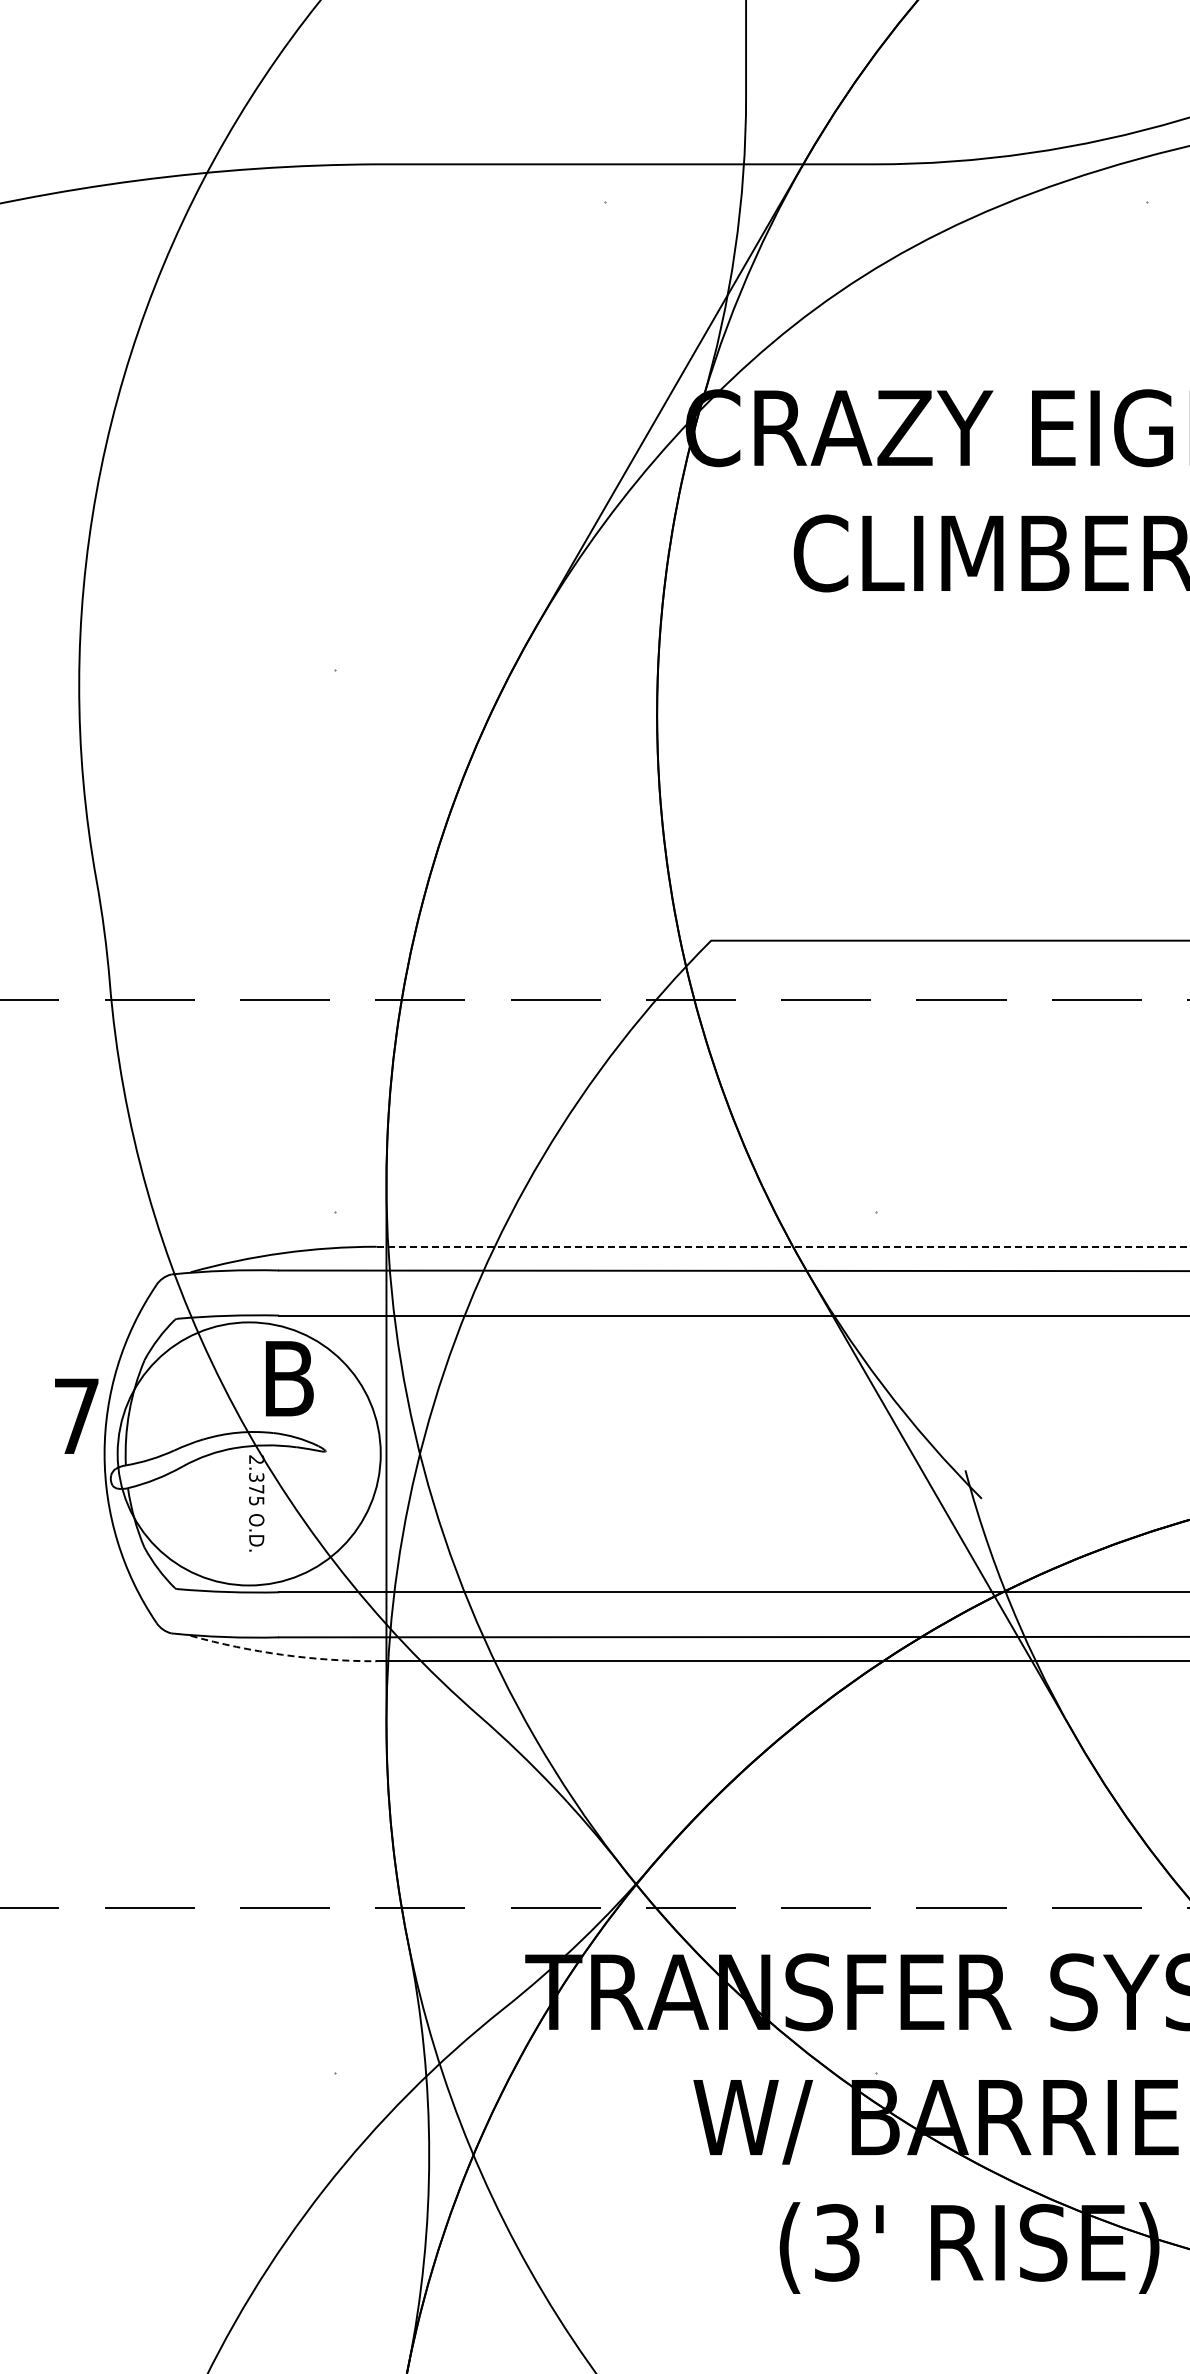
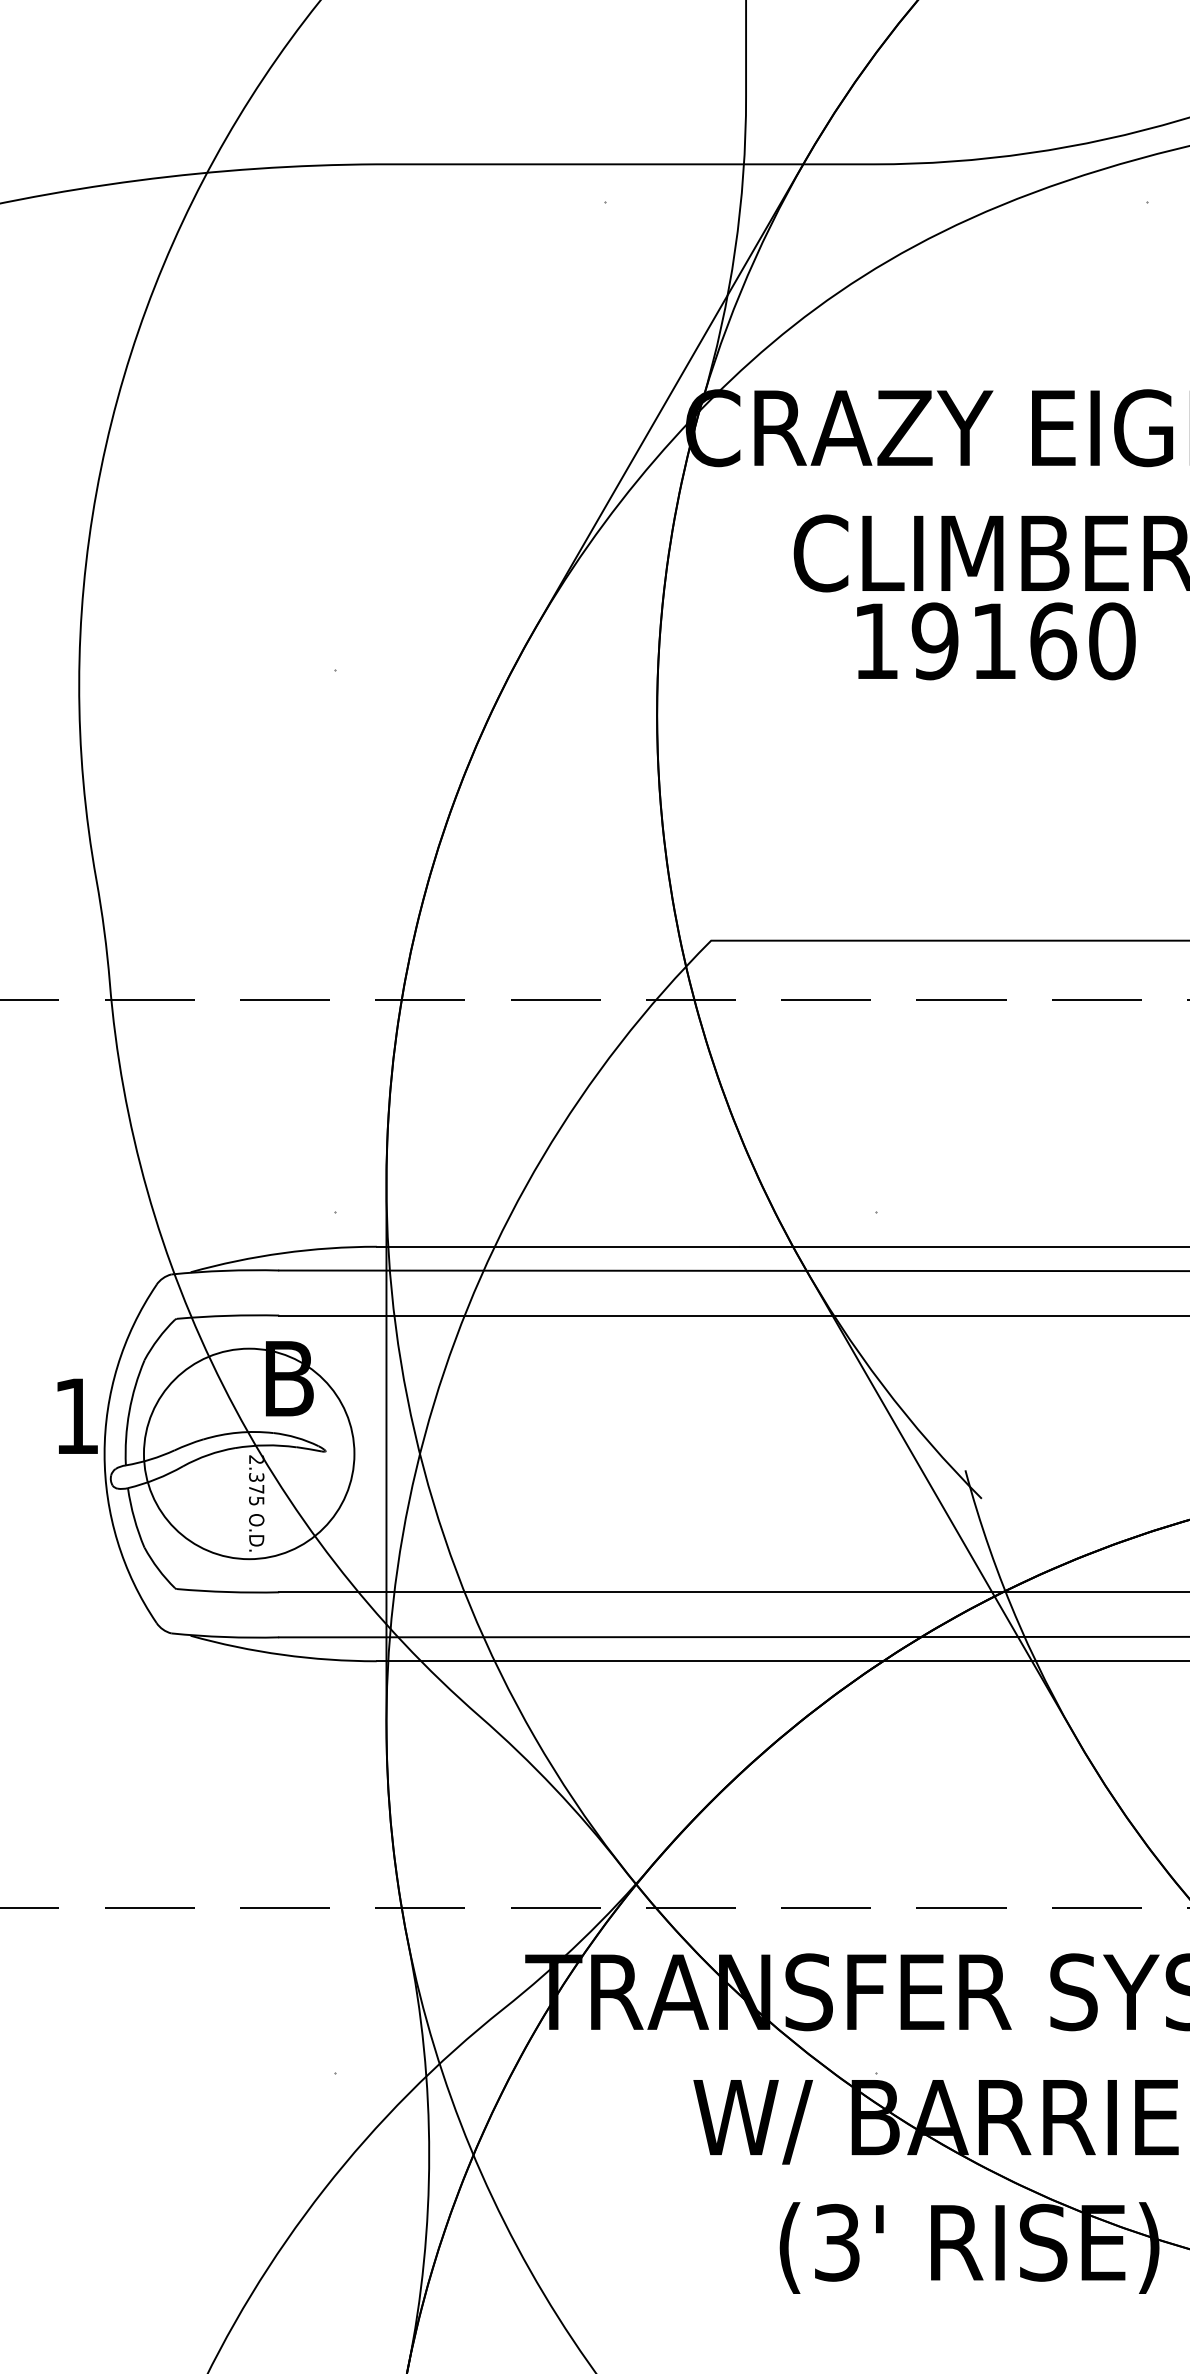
part: none -> present (996, 641)
line: dashed -> solid (783, 1246)
text: 7 -> 1 (76, 1415)
circle diameter: 263 px -> 210 px (248, 1453)
arc: dashed -> solid (282, 1654)
